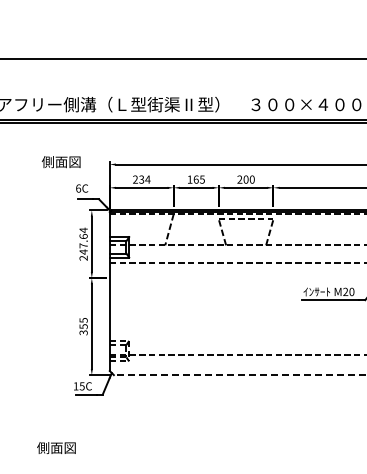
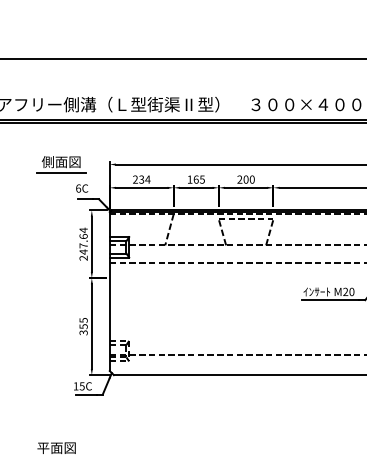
line: none -> present (61, 172)
line: dashed -> solid (239, 375)
text: 側面図 -> 平面図 (43, 448)
